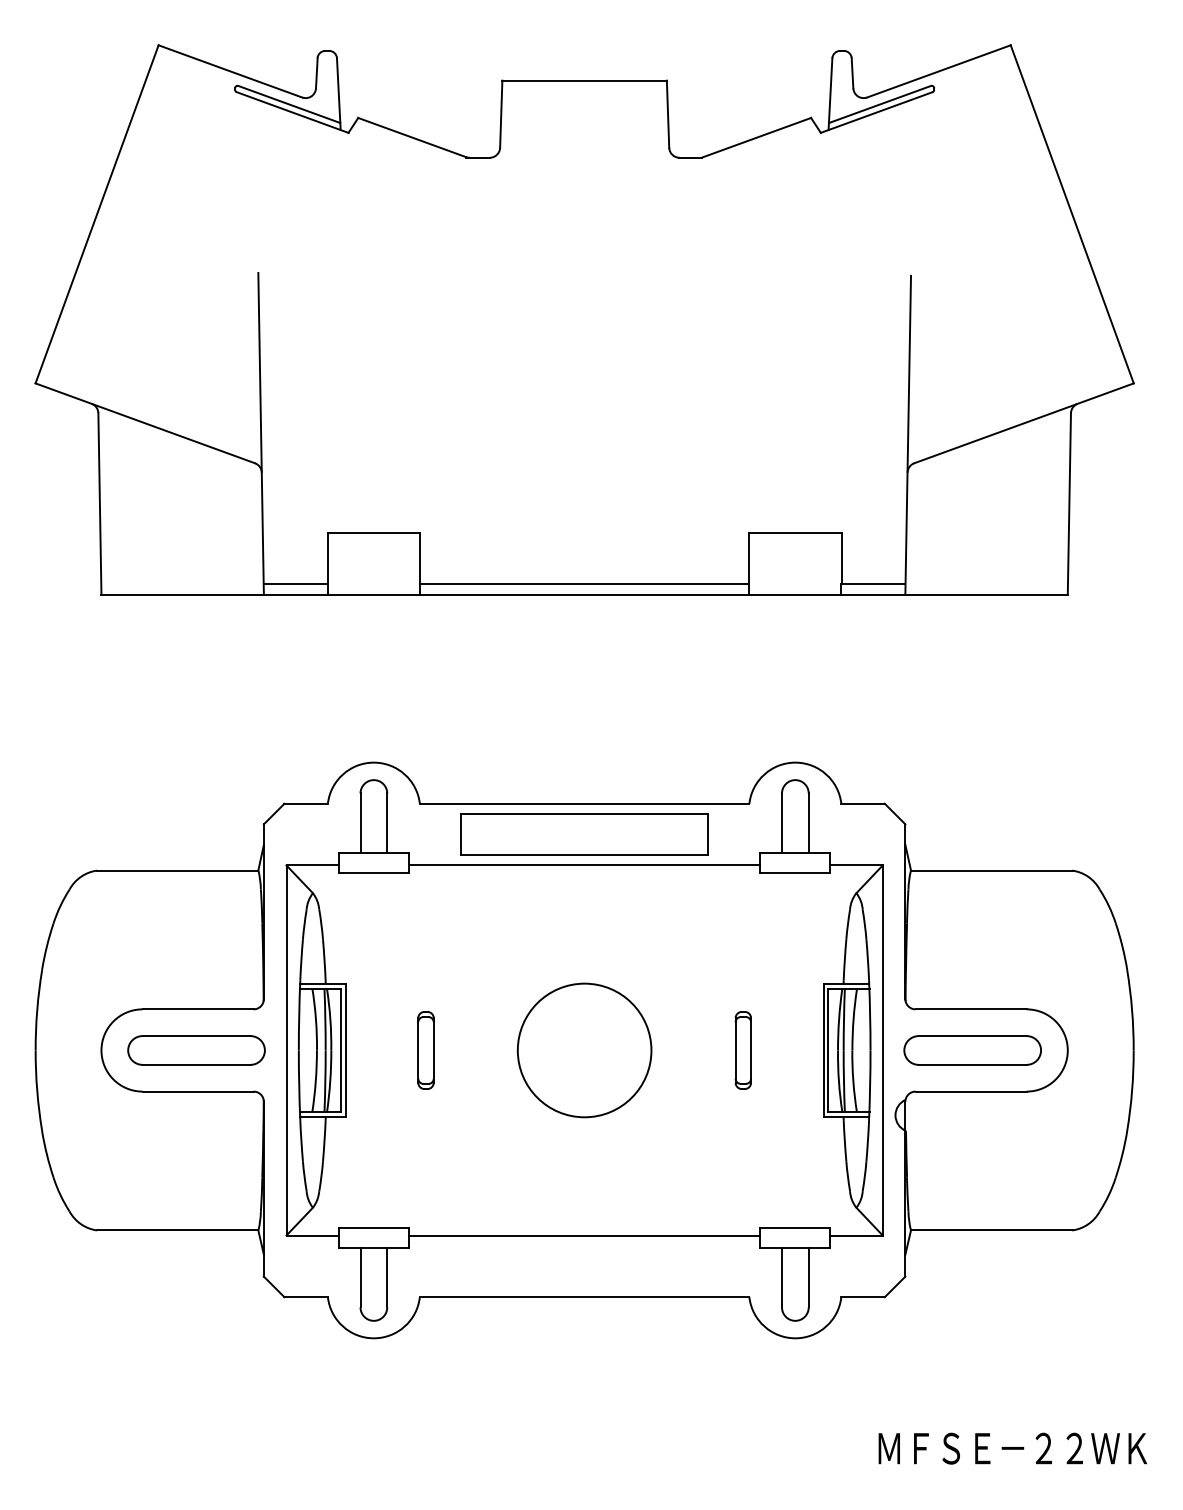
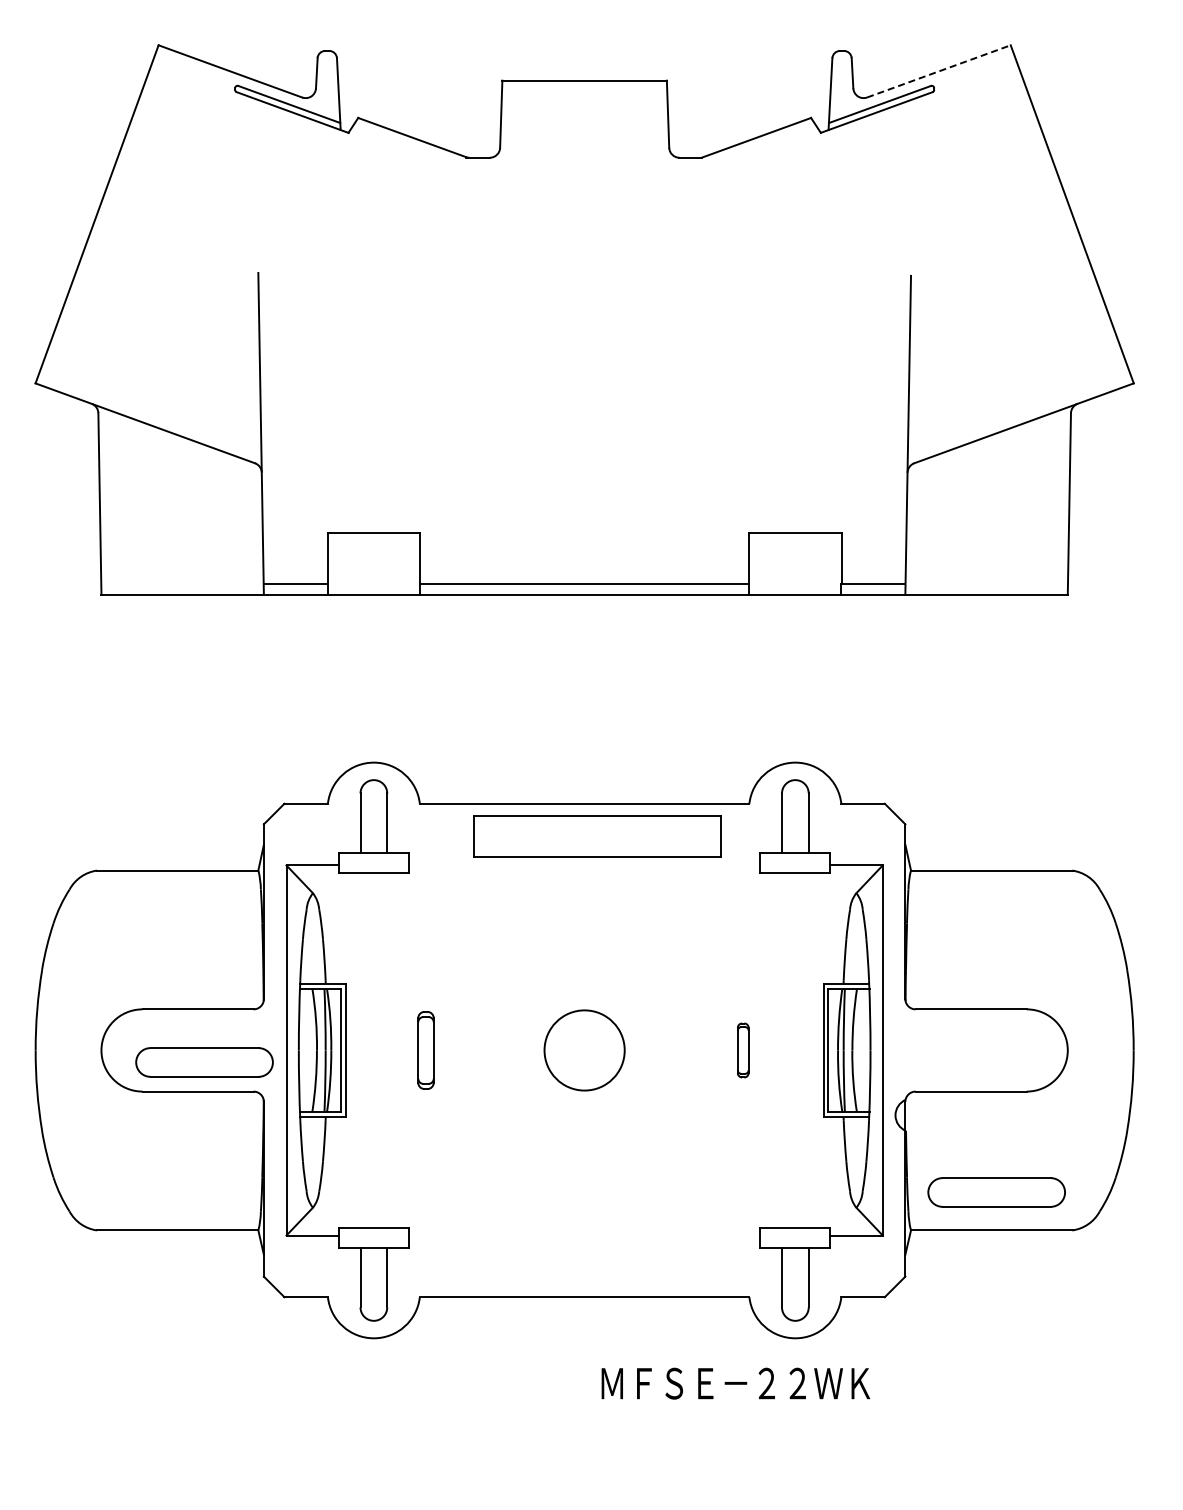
line: solid -> dashed (939, 71)
part position: (584, 834) -> (597, 836) (597, 836)
line: present -> none (584, 865)
part position: (196, 1050) -> (204, 1062) (204, 1062)
circle diameter: 134 px -> 80 px (584, 1050)
part size: 18x79 px -> 13x57 px (743, 1050)
part position: (972, 1050) -> (996, 1192) (996, 1192)
line: present -> none (584, 1235)
text position: (1012, 1448) -> (735, 1383) (735, 1383)
